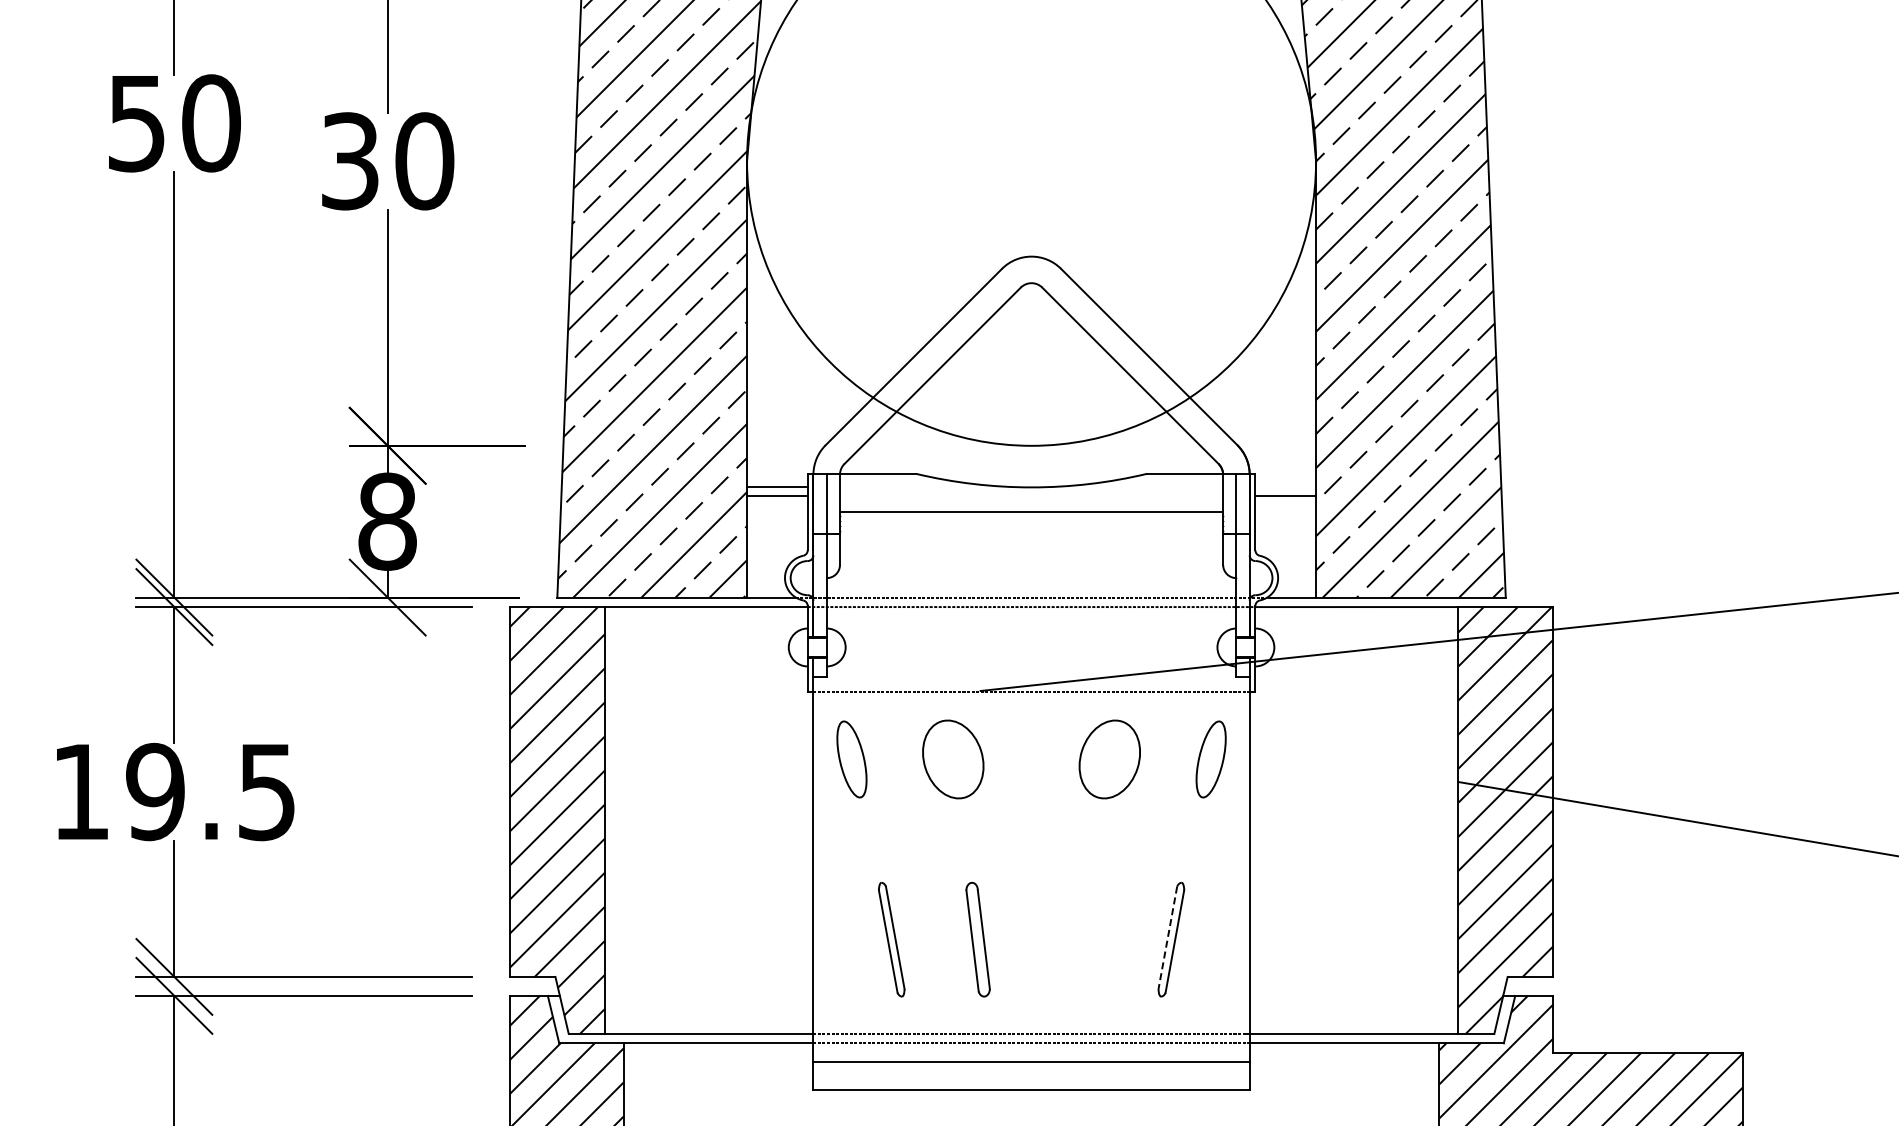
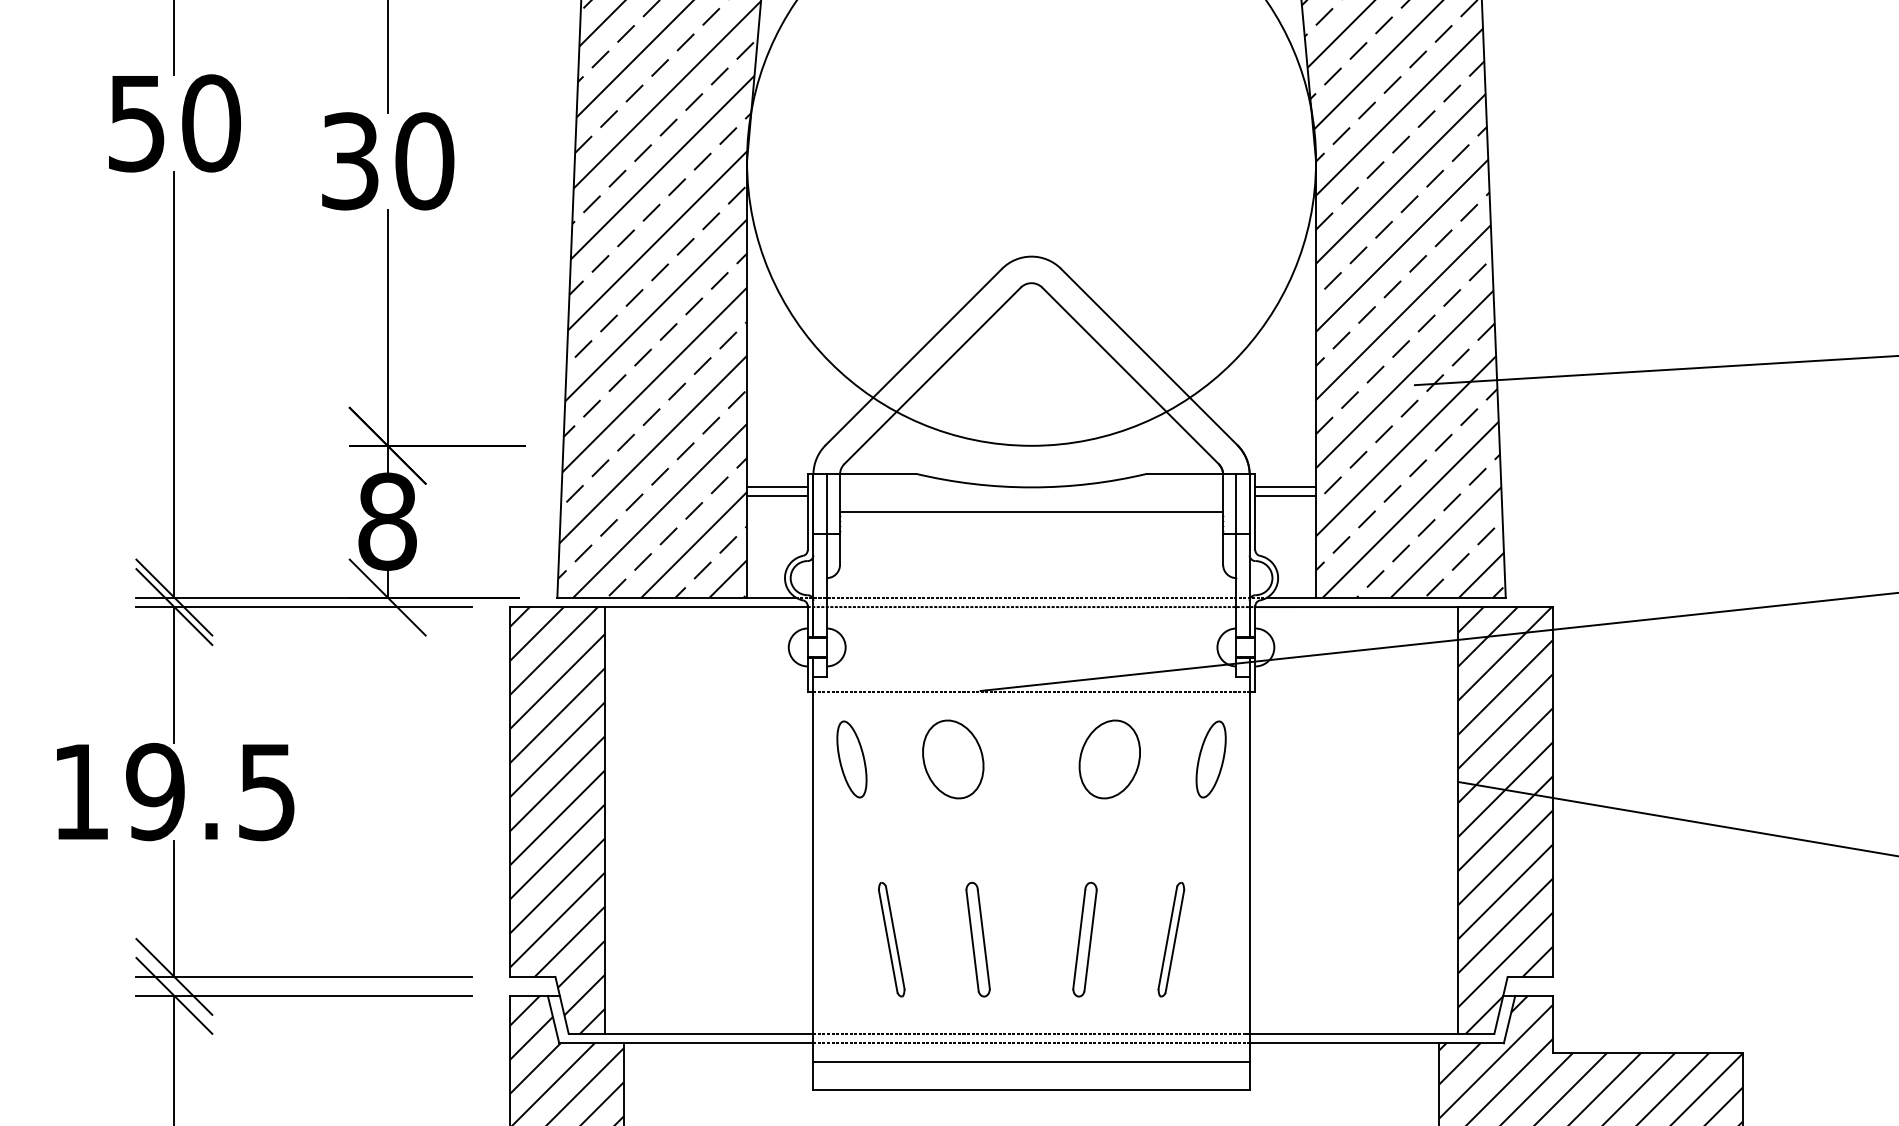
line: none -> present (1654, 370)
line: none -> present (1285, 486)
line: dashed -> solid (1167, 938)
part: none -> present (1084, 939)
